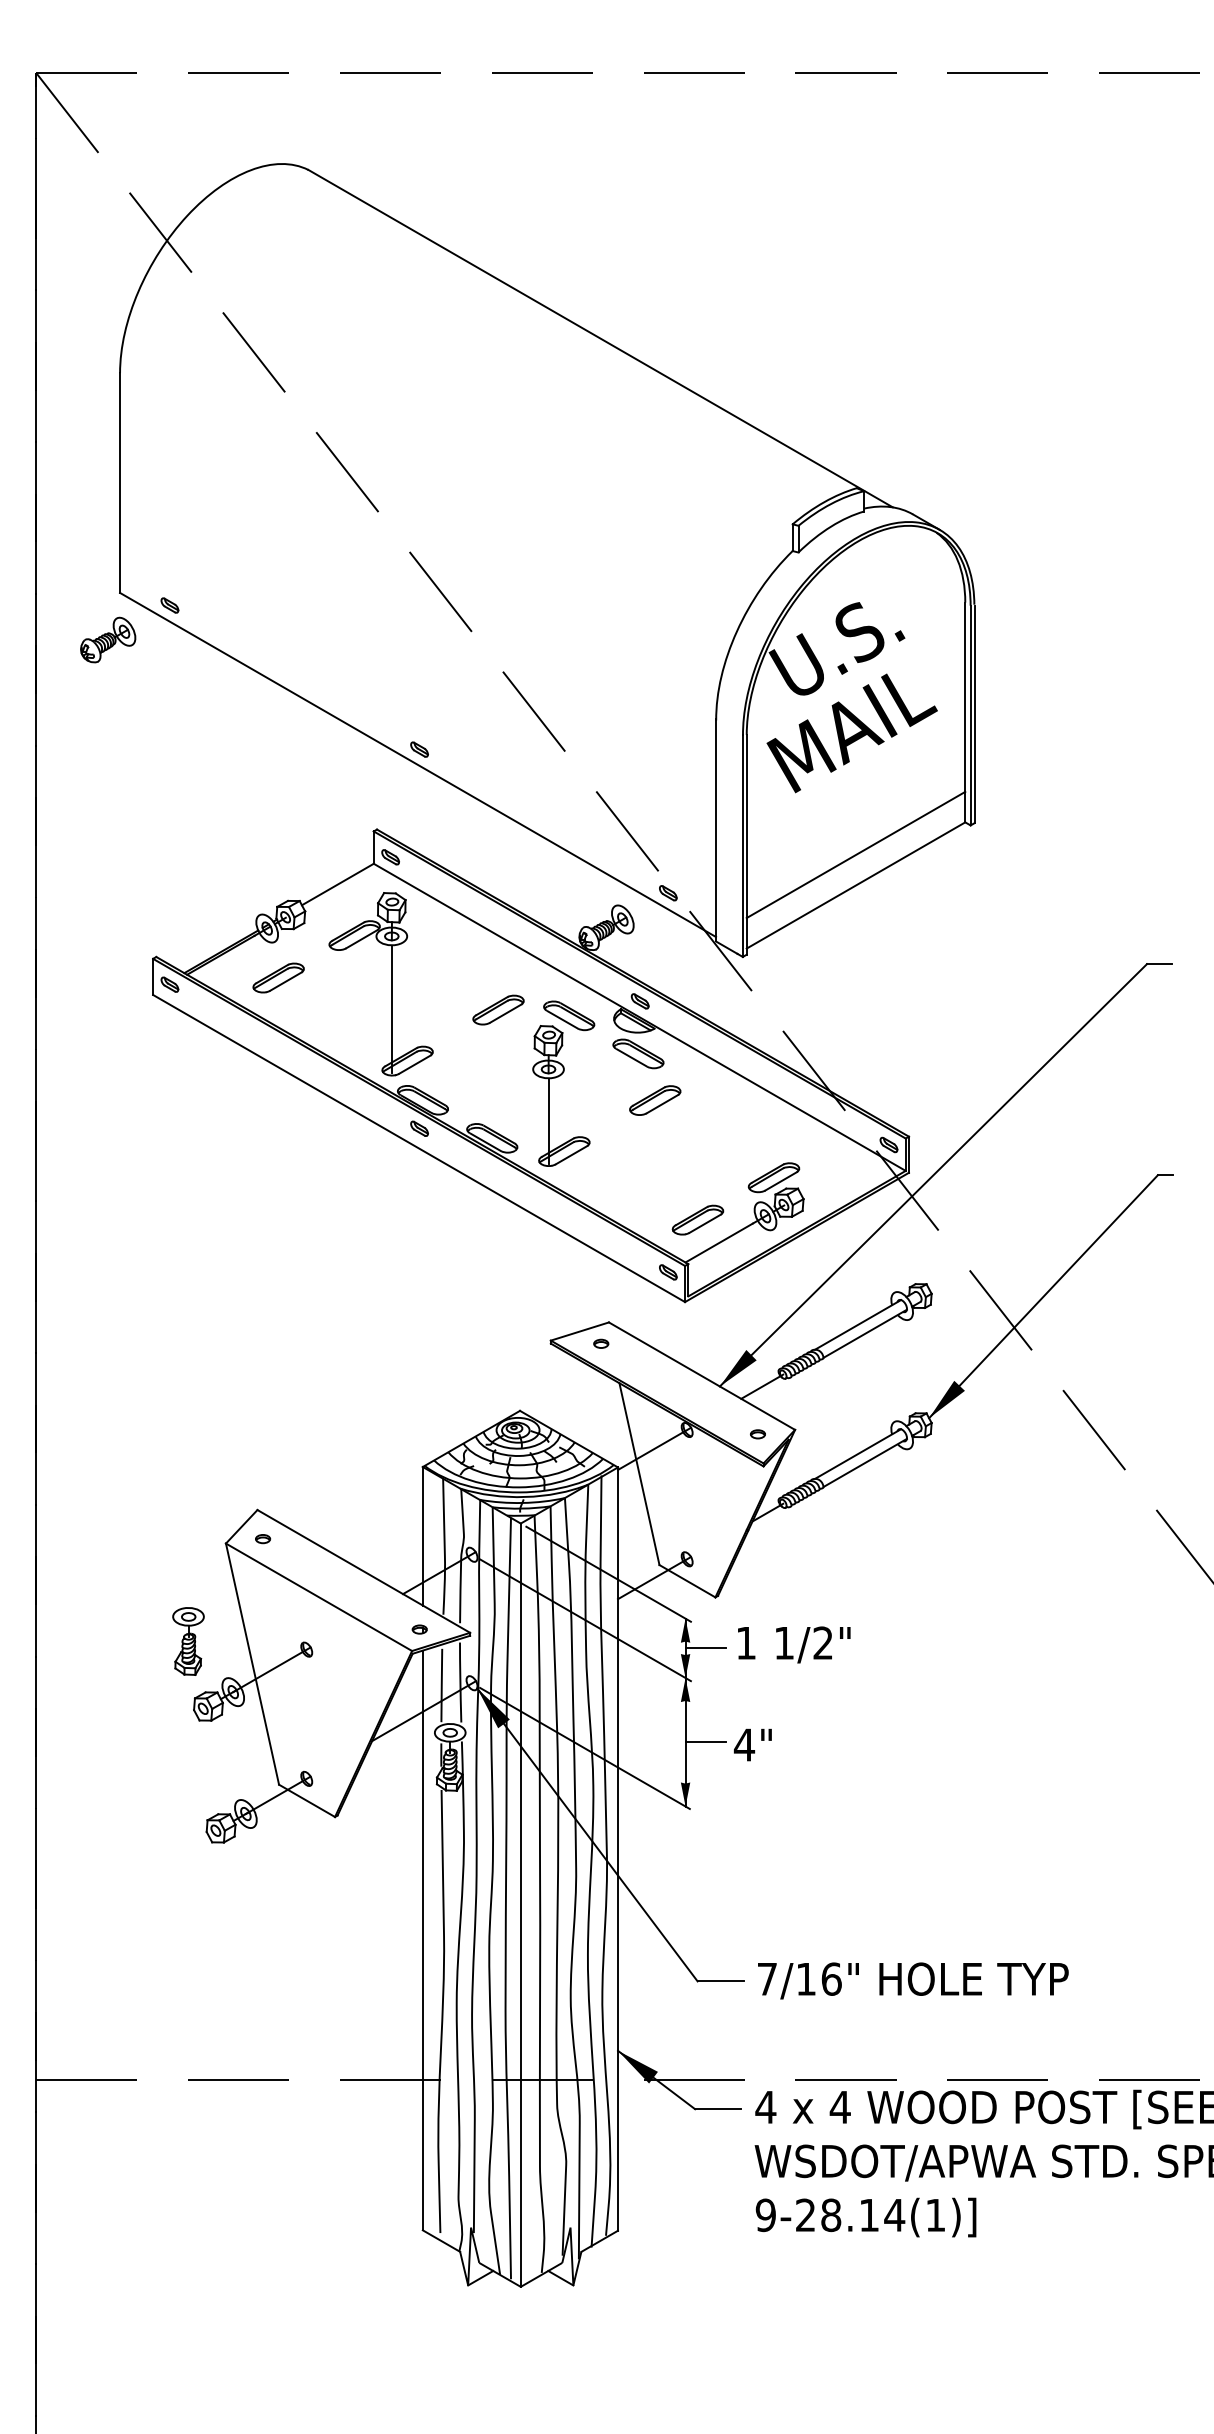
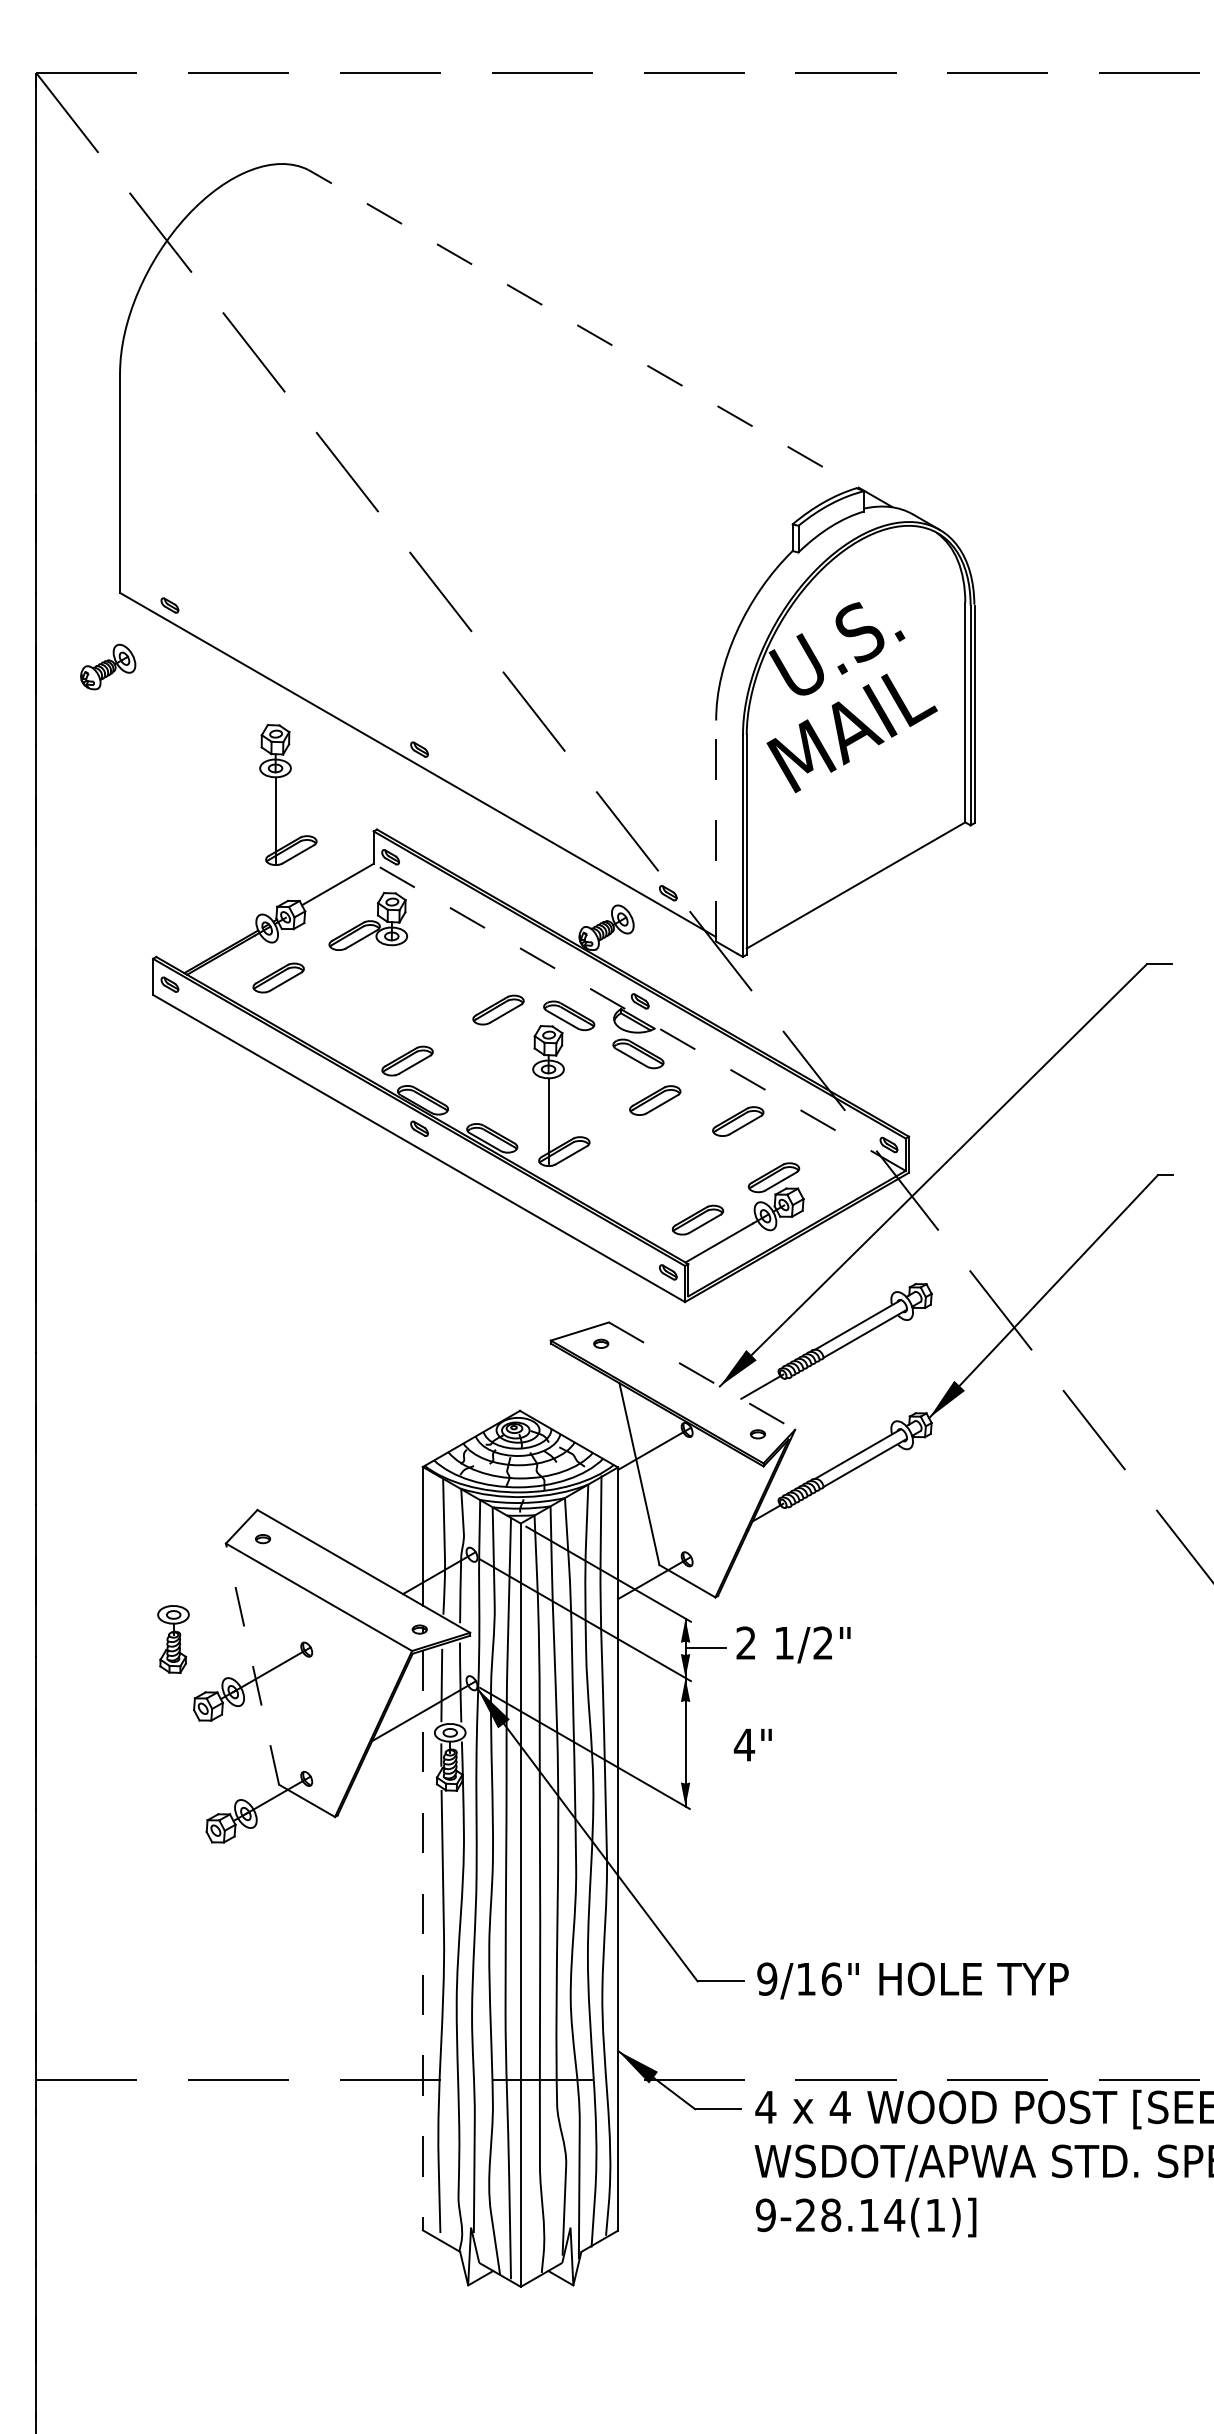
line: solid -> dashed (600, 338)
part position: (108, 639) -> (108, 666) (108, 666)
part: none -> present (276, 794)
line: solid -> dashed (716, 830)
line: present -> none (855, 854)
line: present -> none (391, 1009)
line: solid -> dashed (639, 1017)
part: none -> present (738, 1121)
line: solid -> dashed (702, 1376)
part position: (188, 1641) -> (173, 1639) (173, 1639)
text: 1 -> 2 (745, 1642)
line: solid -> dashed (252, 1663)
line: present -> none (705, 1742)
line: solid -> dashed (422, 1940)
text: 7/16" -> 9/16" (767, 1978)
